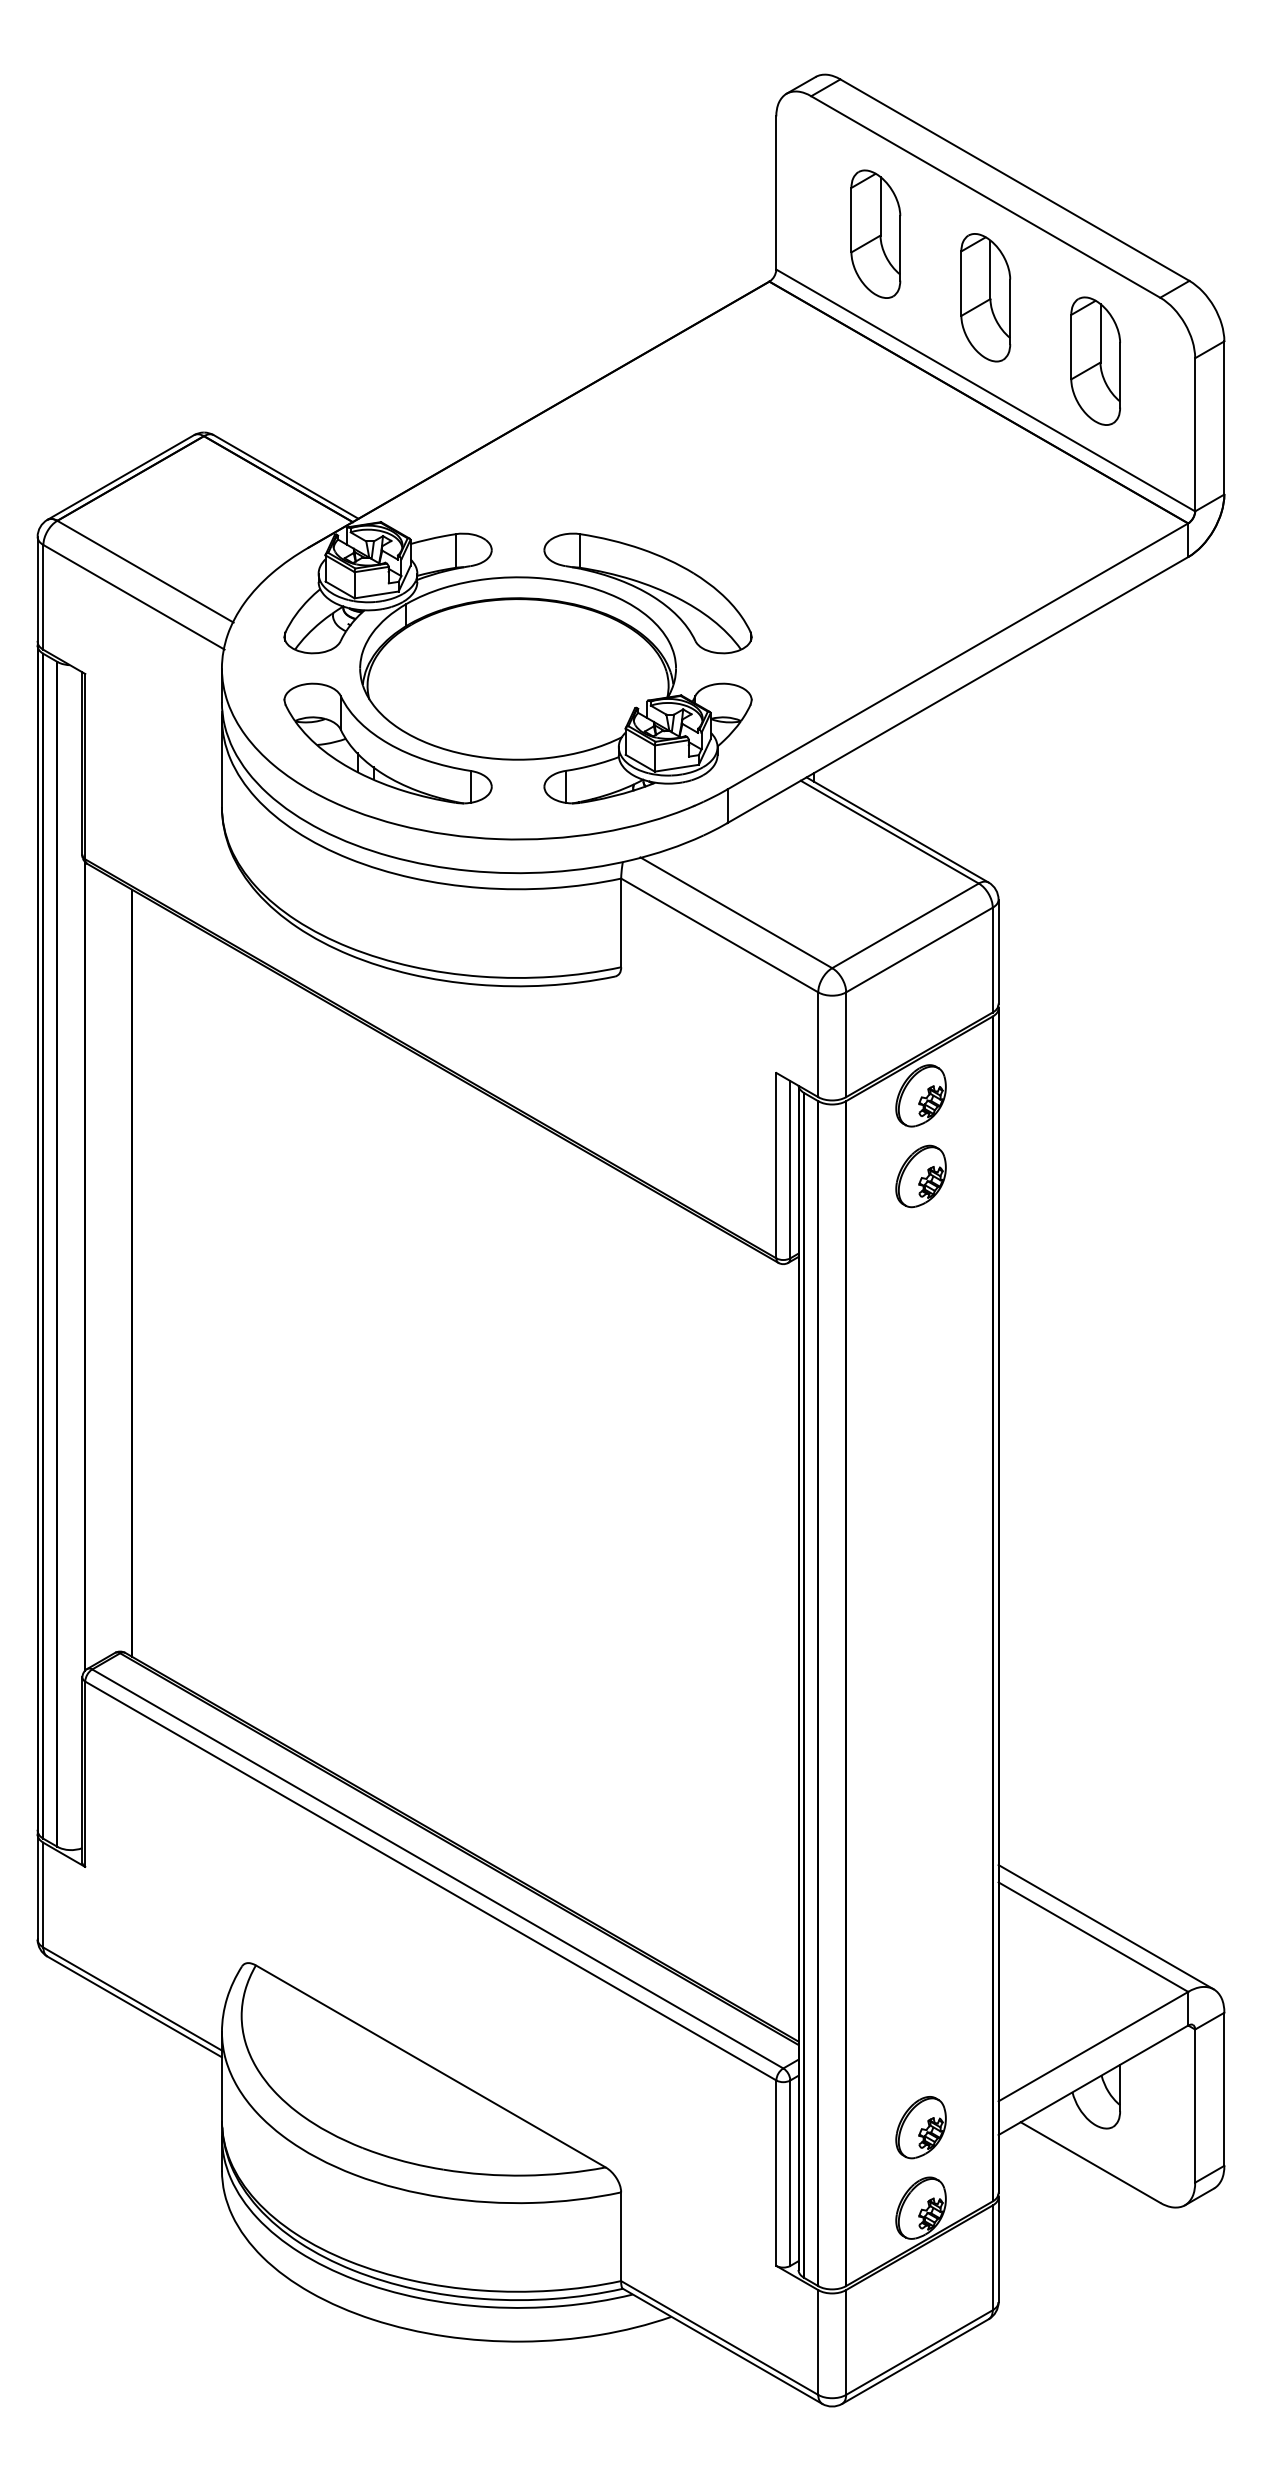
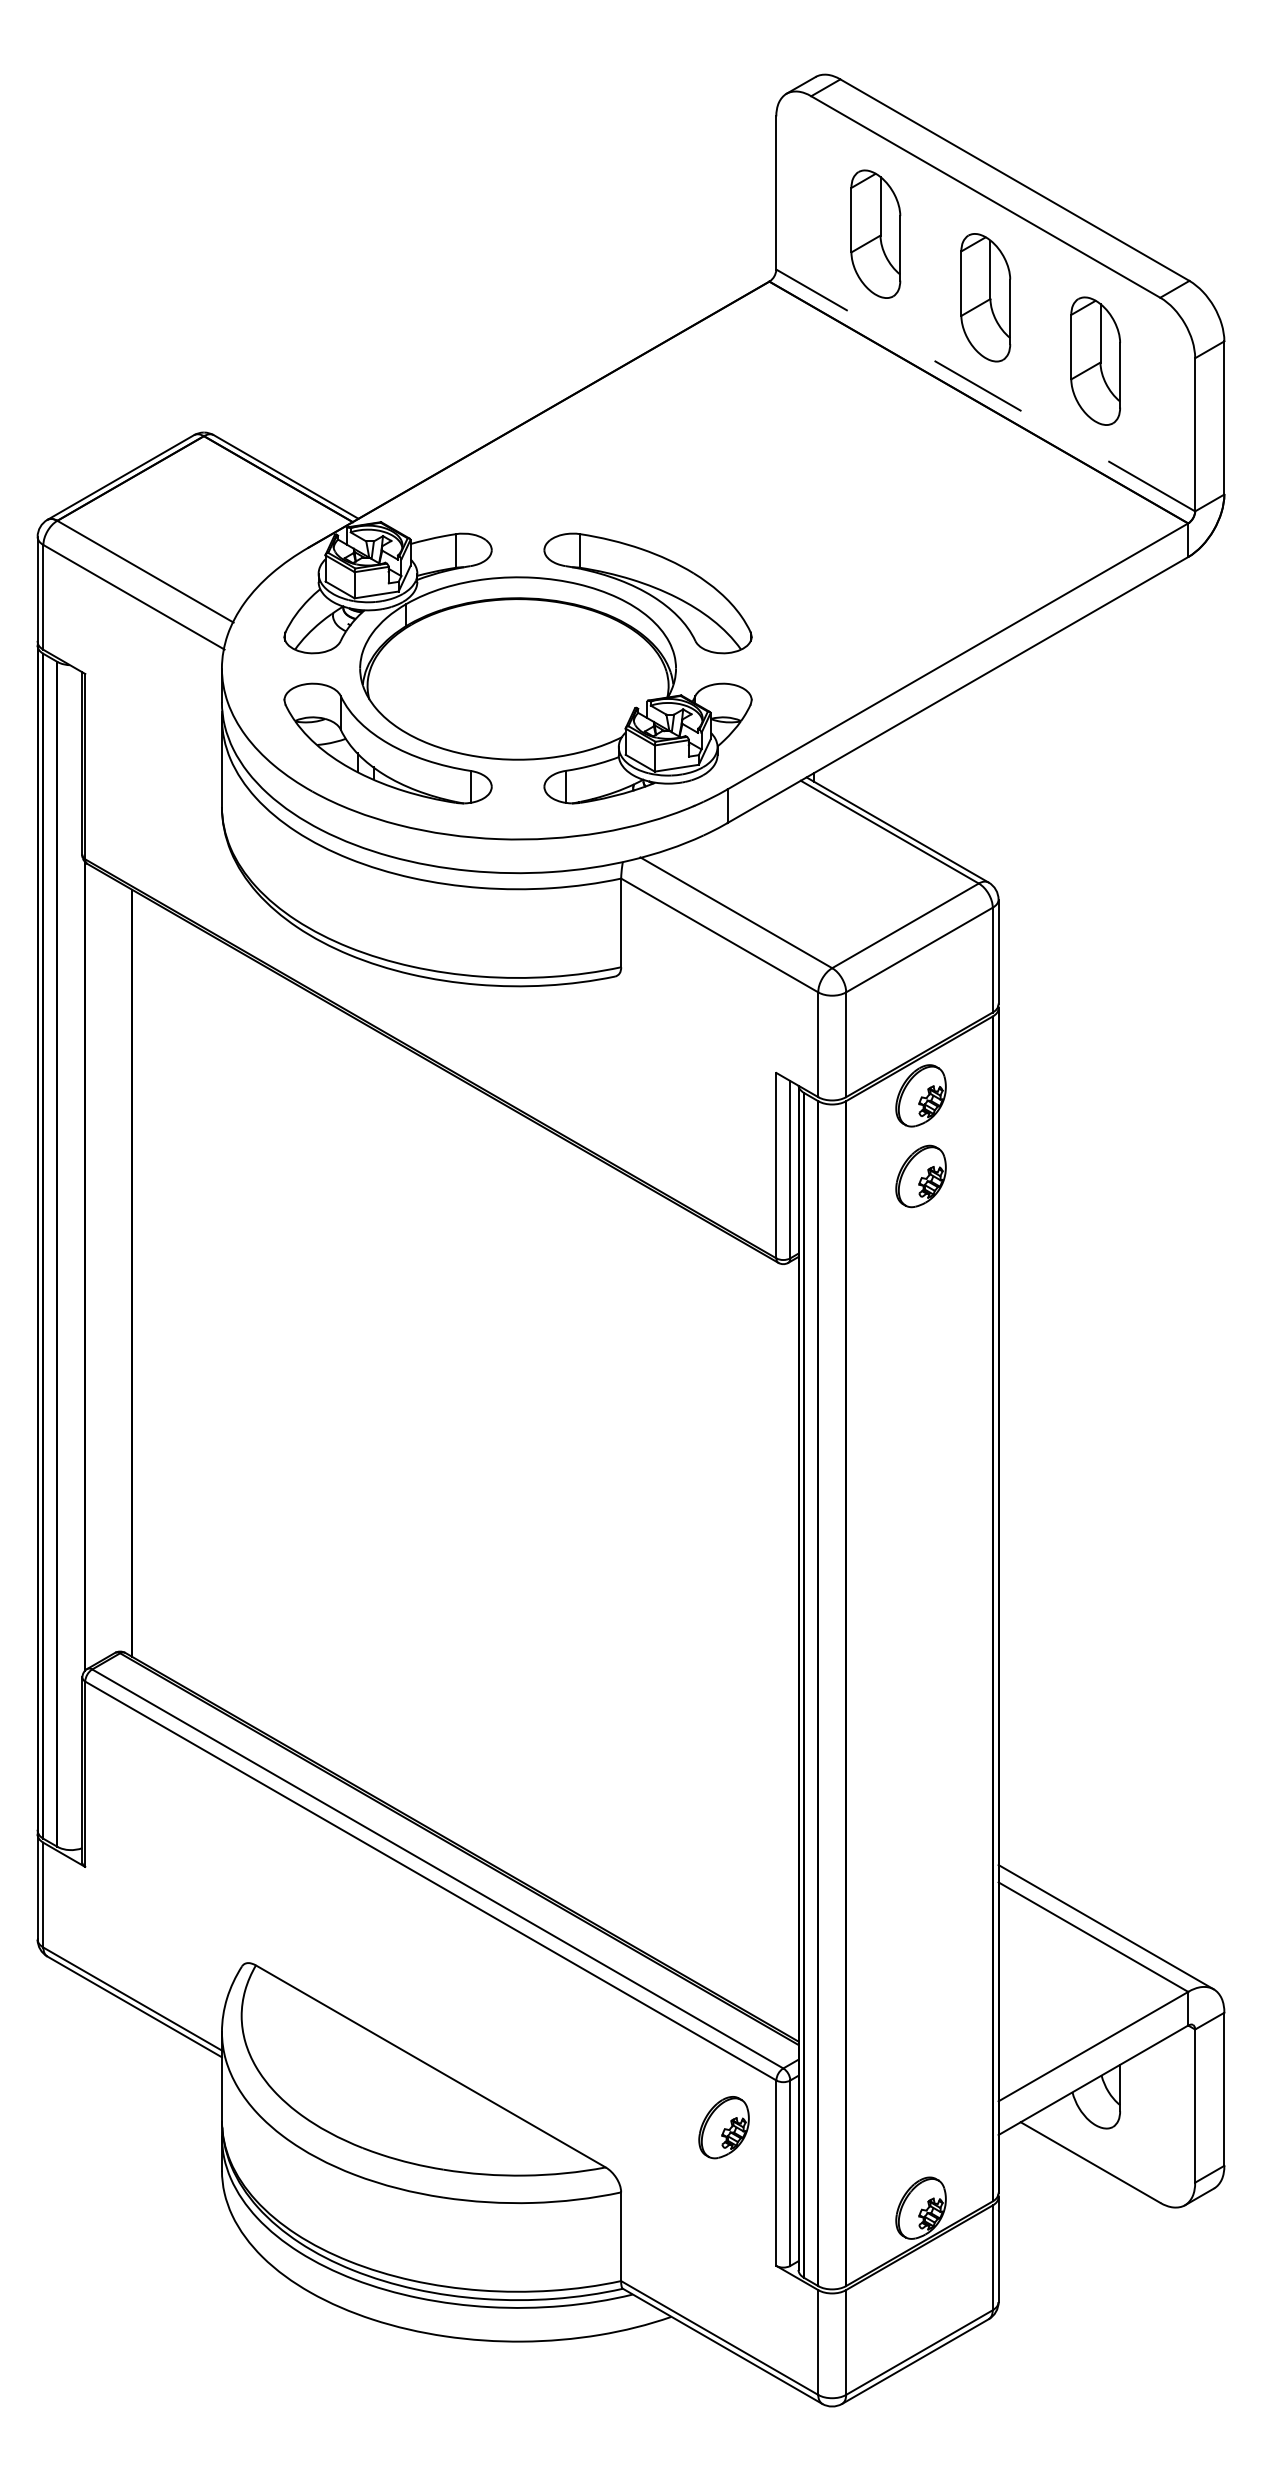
line: solid -> dashed (985, 390)
part position: (920, 2127) -> (723, 2127) (723, 2127)
